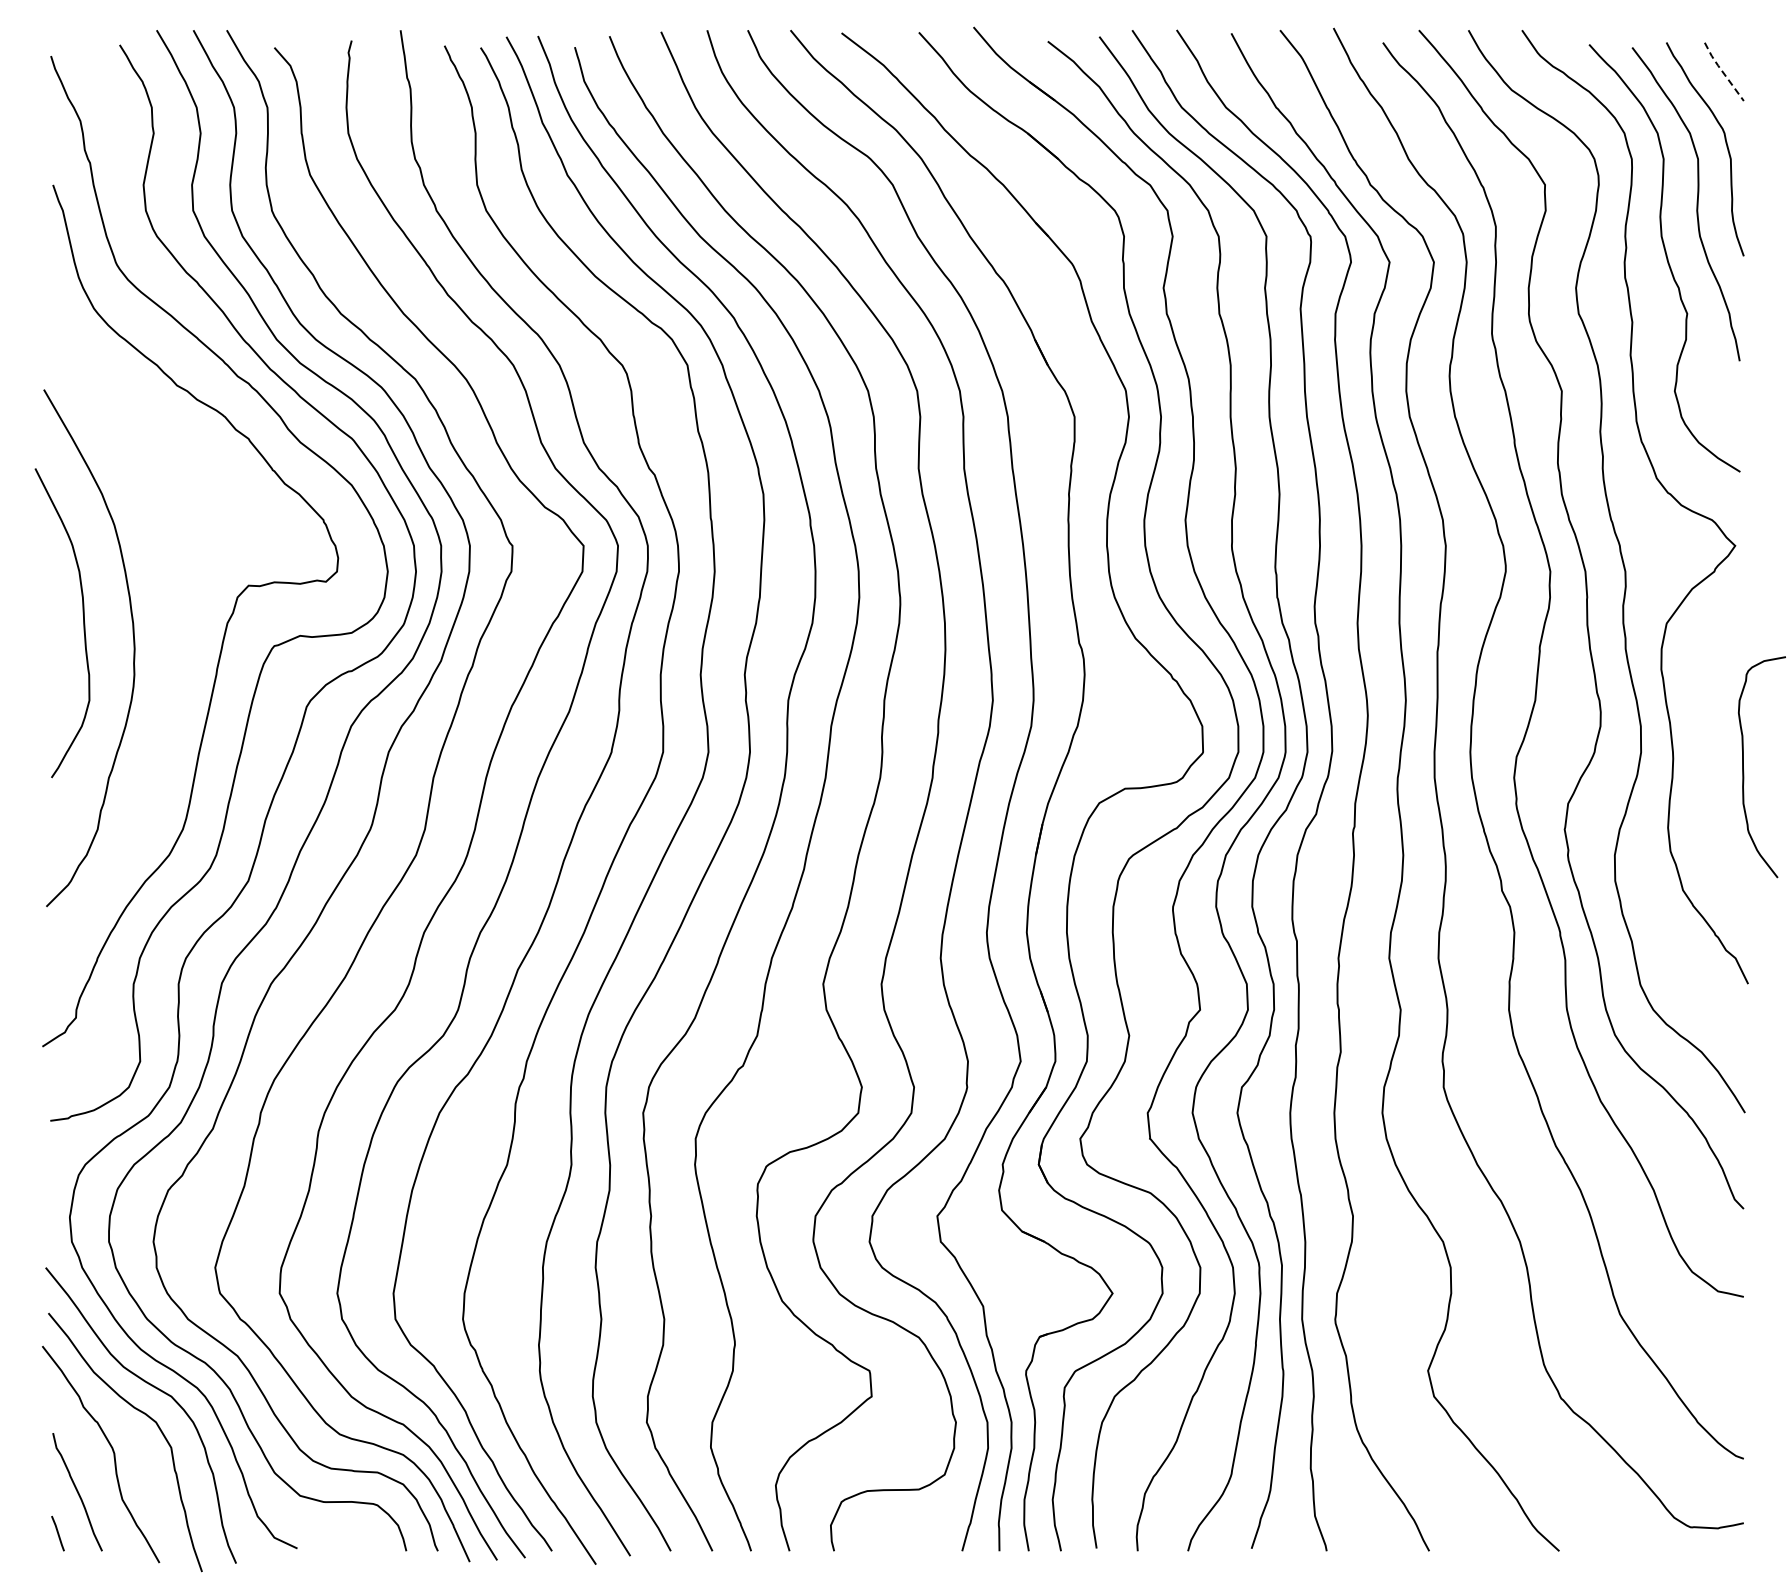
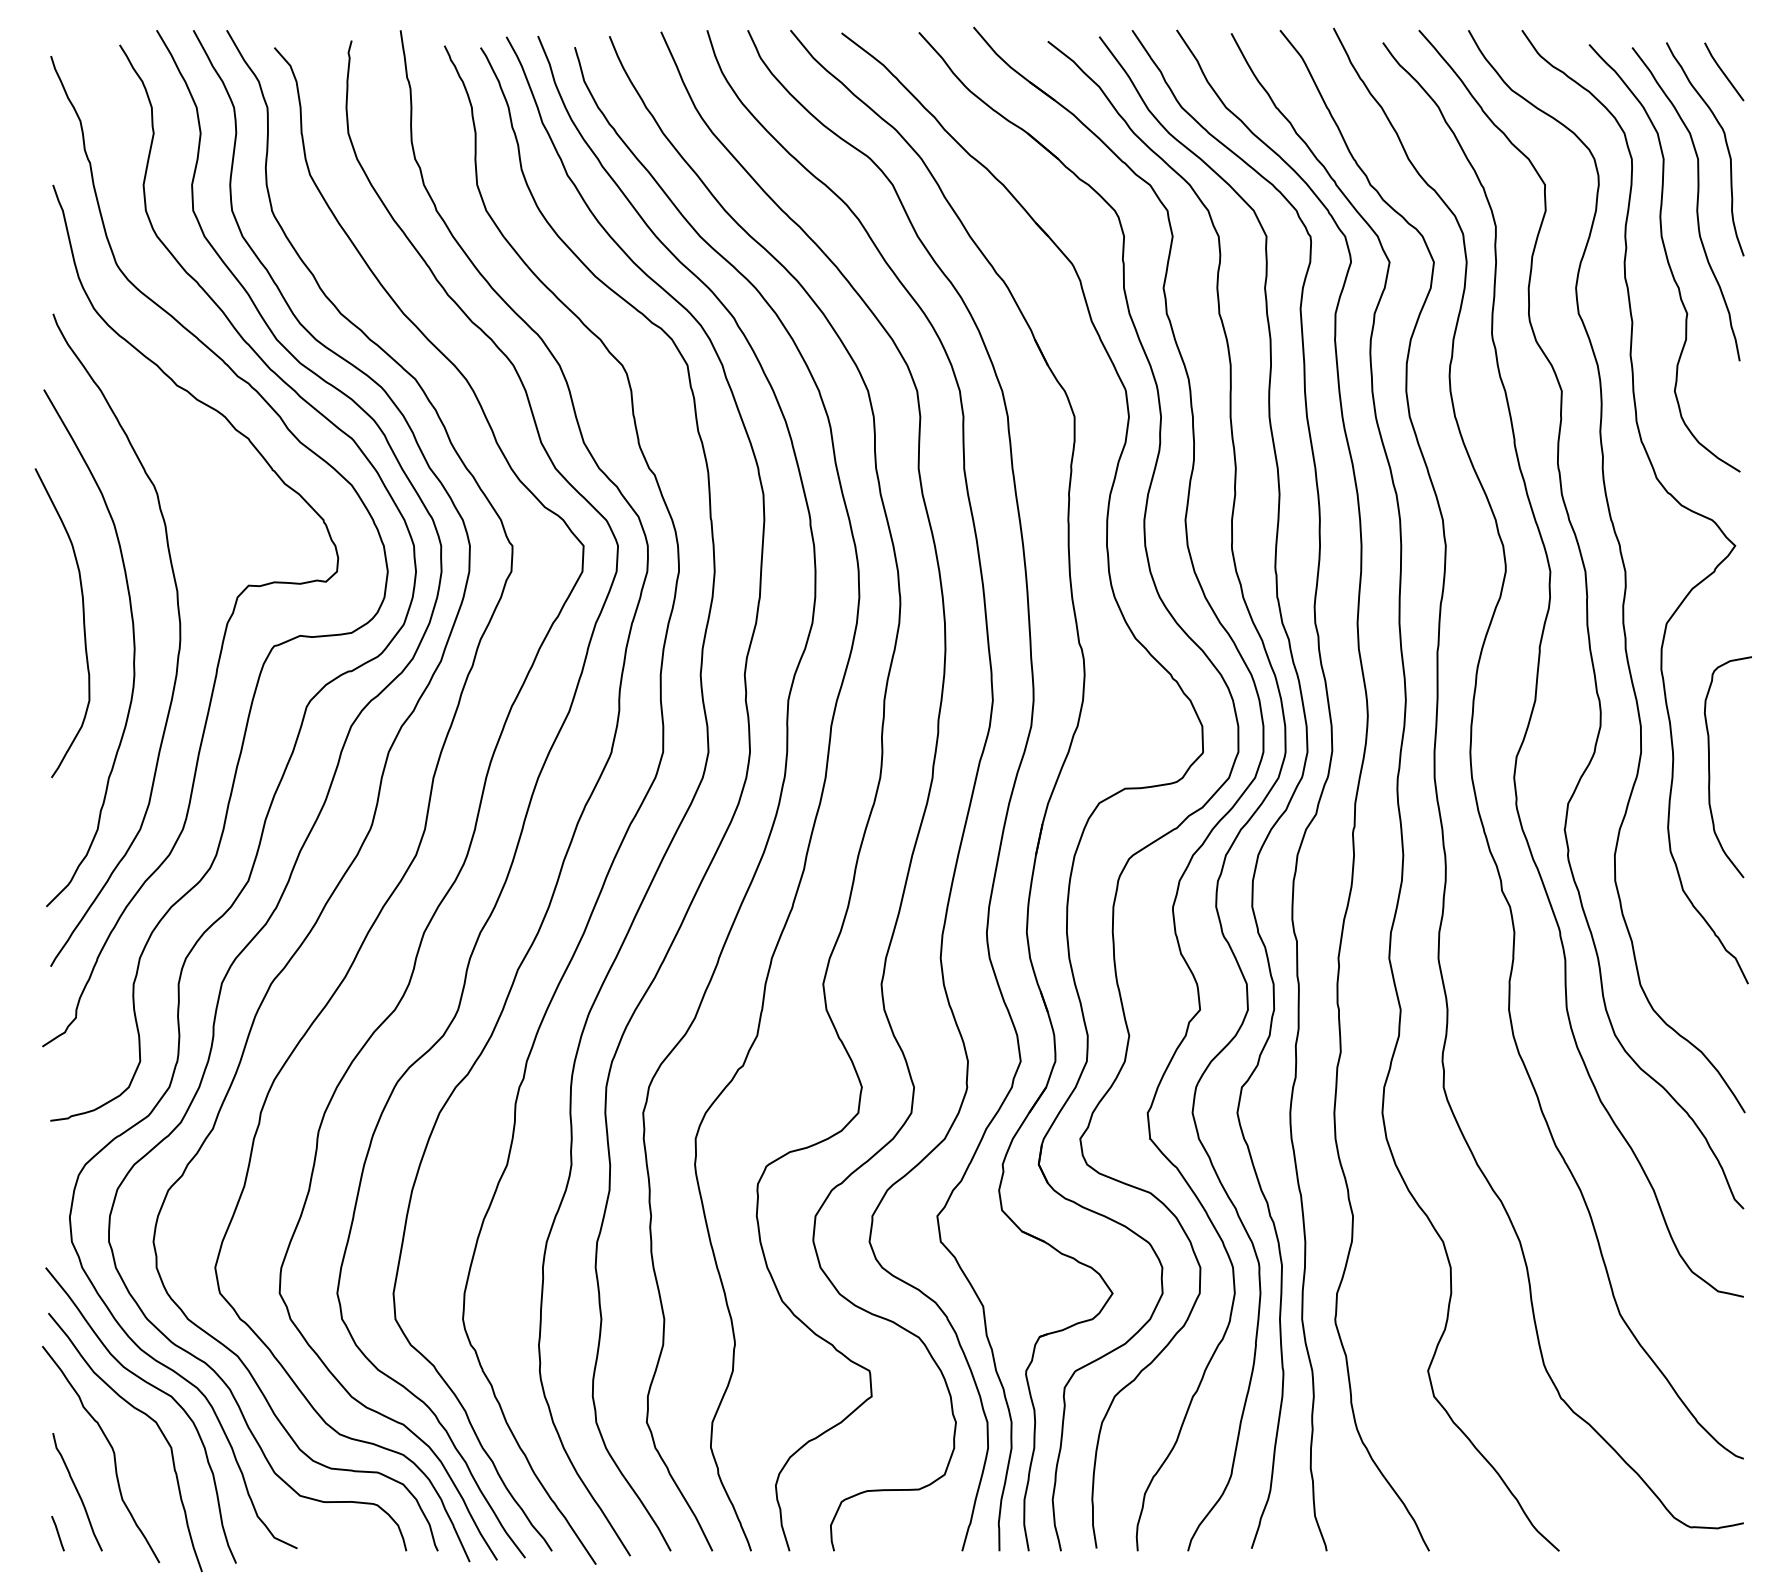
line: dashed -> solid (1722, 72)
curve: none -> present (178, 647)
curve position: (1744, 772) -> (1710, 772) (1710, 772)
